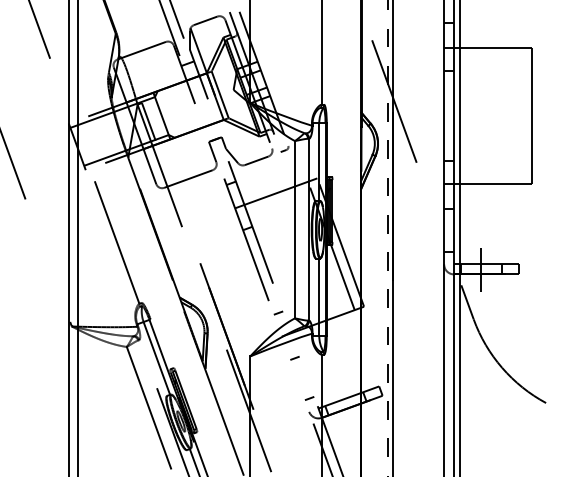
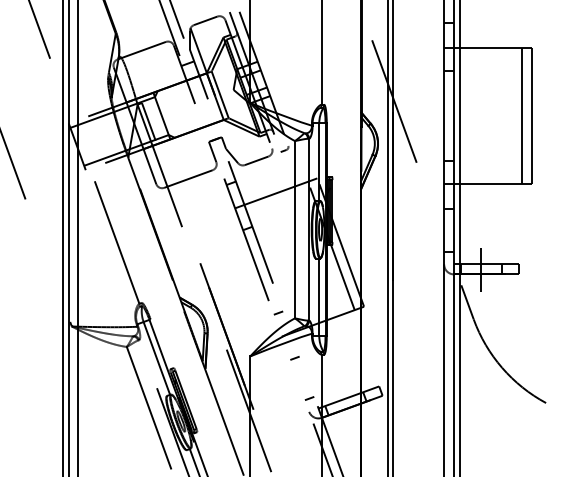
line: none -> present (521, 115)
line: none -> present (62, 237)
line: dashed -> solid (387, 238)
